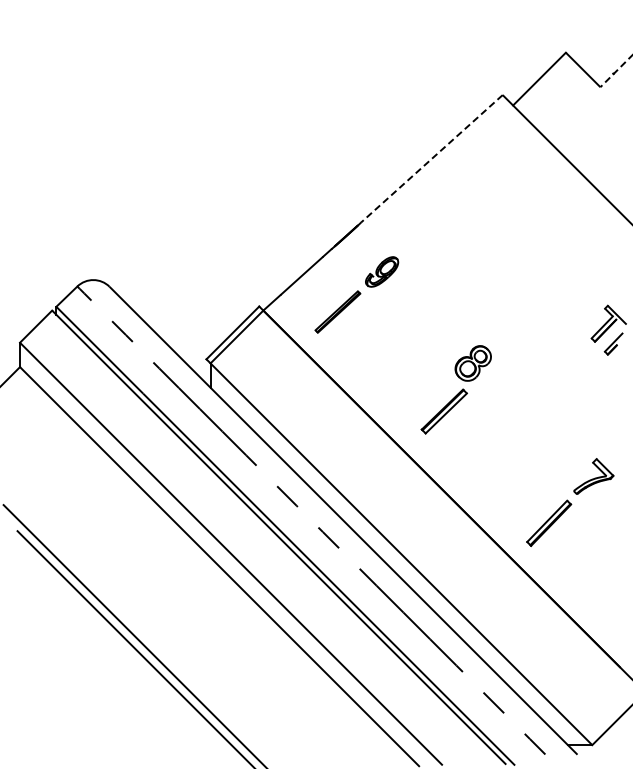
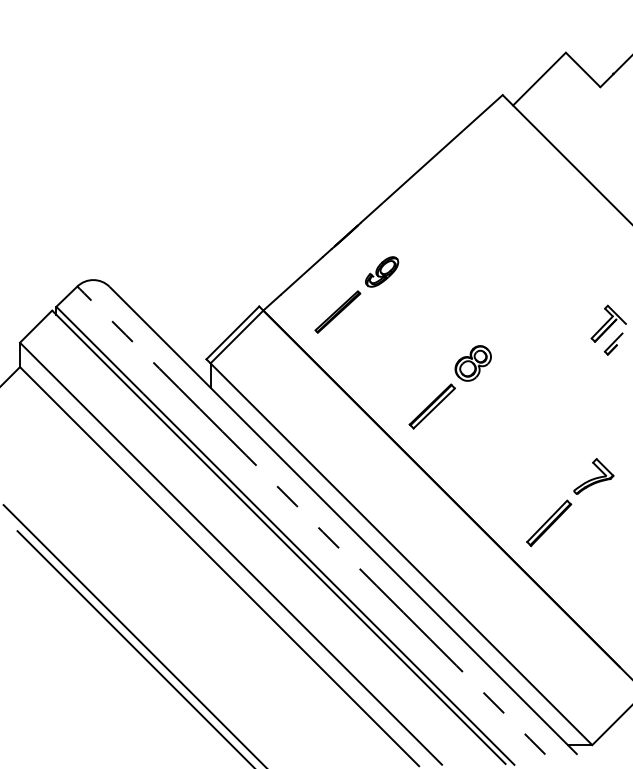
line: dashed -> solid (616, 71)
line: dashed -> solid (431, 159)
part position: (443, 411) -> (431, 406) (431, 406)
